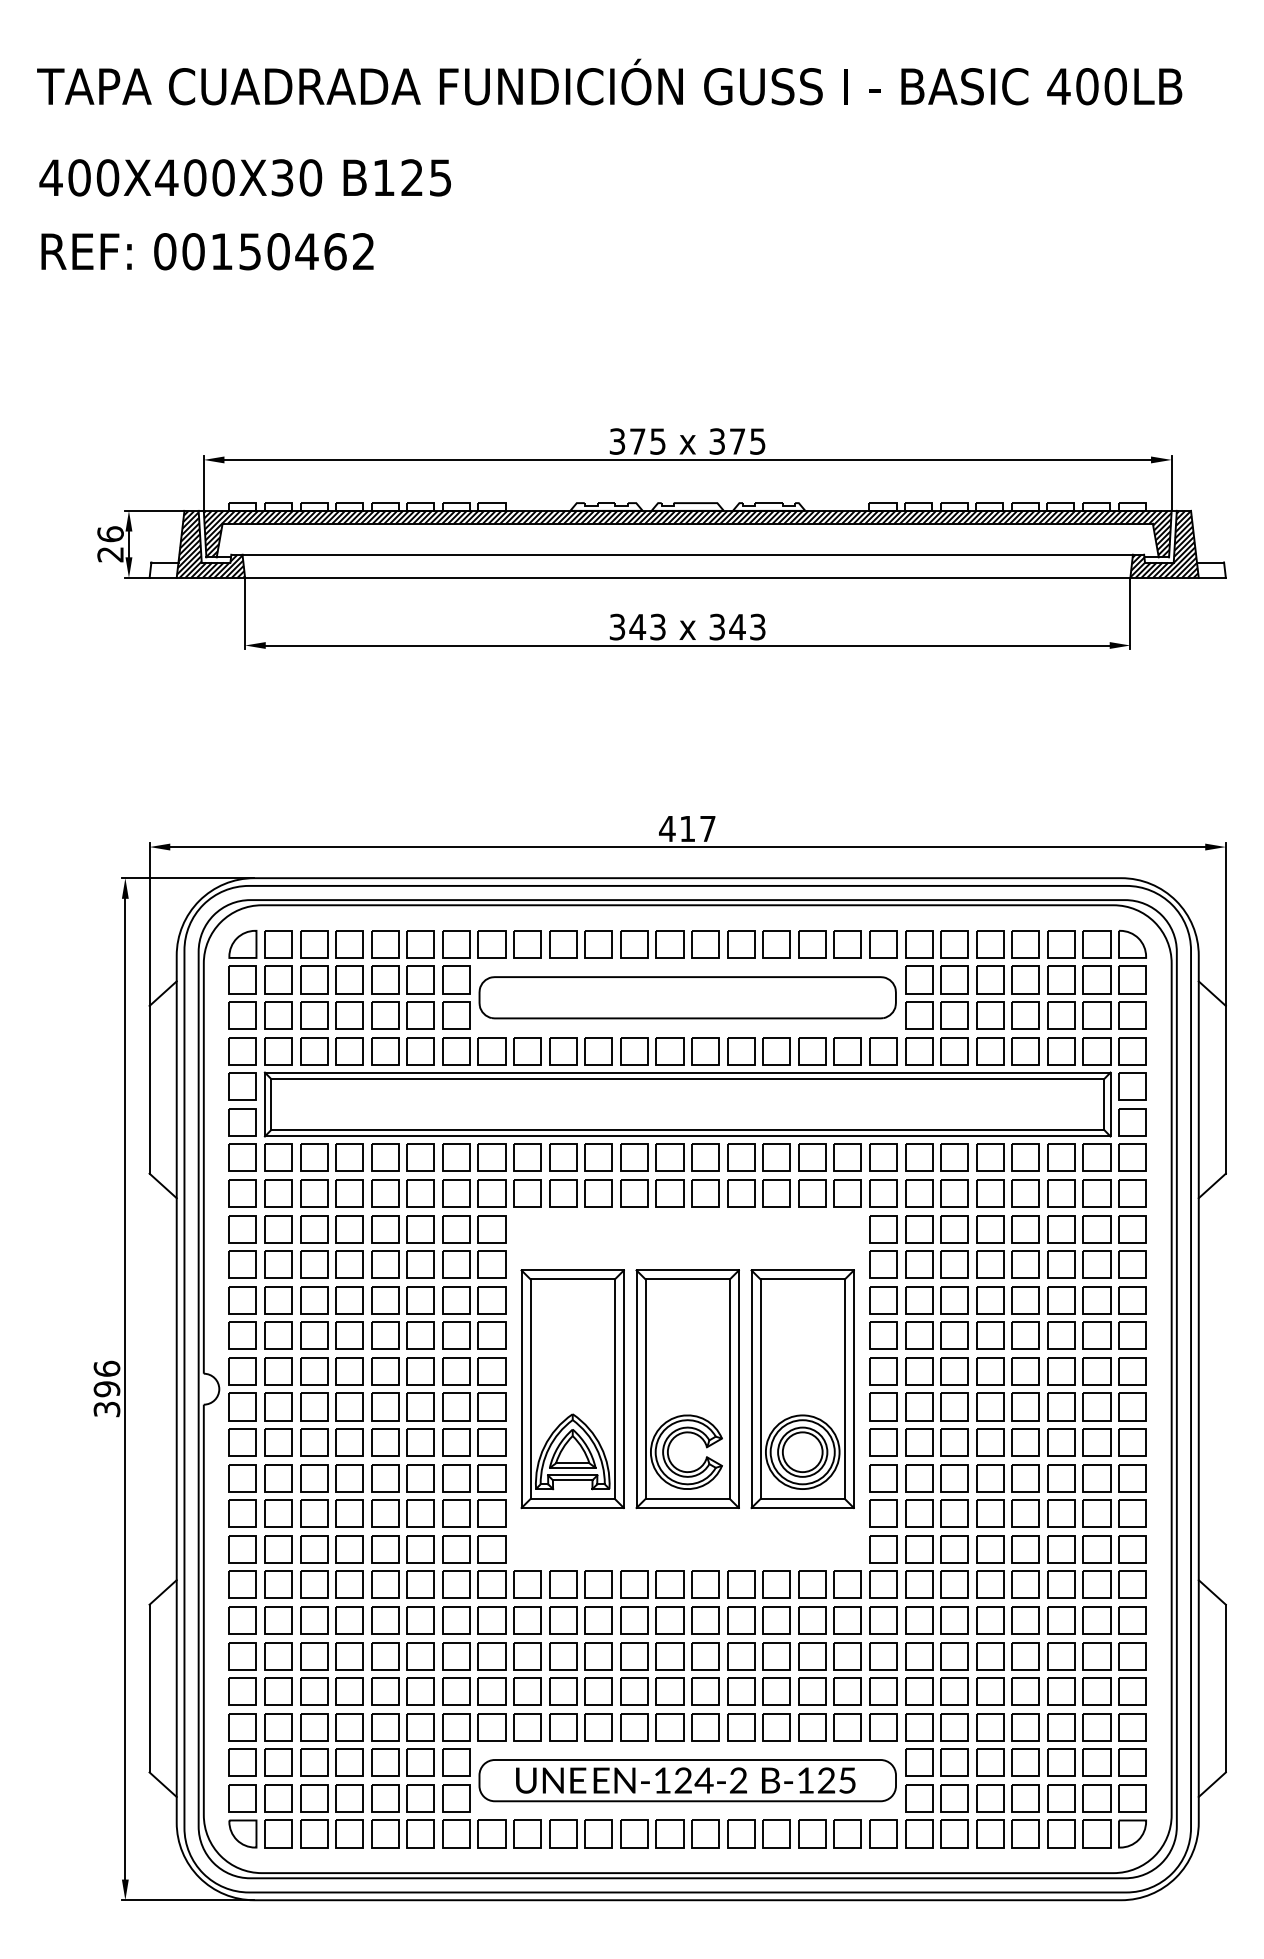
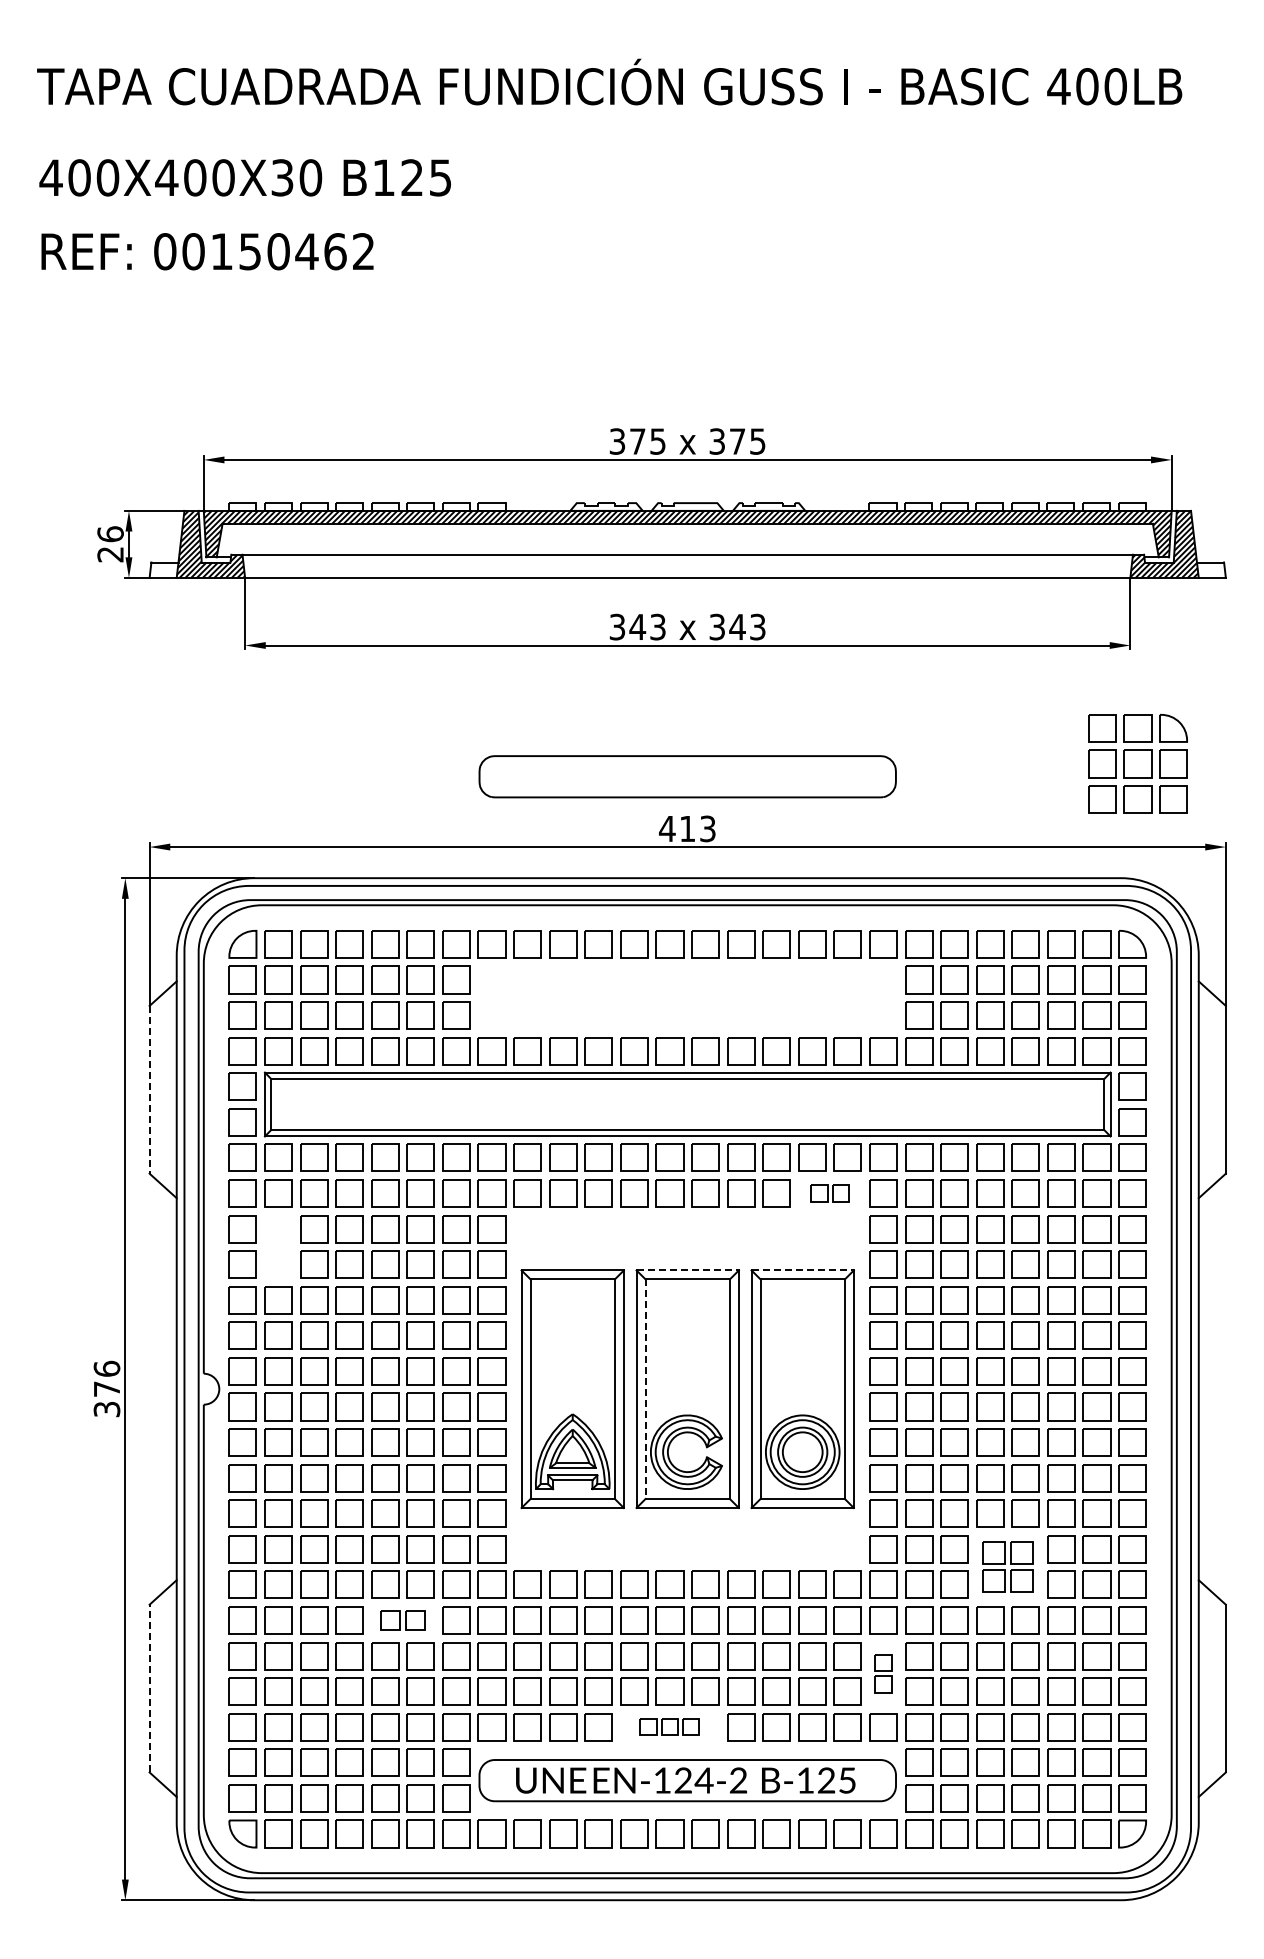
part: none -> present (1137, 763)
text: 417 -> 413 (707, 828)
part position: (687, 997) -> (687, 776) (687, 776)
line: solid -> dashed (149, 1089)
part size: 64x29 px -> 40x19 px (829, 1193)
part: present -> none (278, 1246)
line: solid -> dashed (688, 1270)
line: solid -> dashed (803, 1270)
text: 396 -> 376 (106, 1389)
line: solid -> dashed (645, 1389)
part size: 64x64 px -> 52x52 px (1007, 1566)
part size: 64x29 px -> 46x21 px (402, 1620)
part size: 29x64 px -> 19x40 px (883, 1673)
line: solid -> dashed (149, 1688)
part size: 100x29 px -> 61x18 px (669, 1726)
